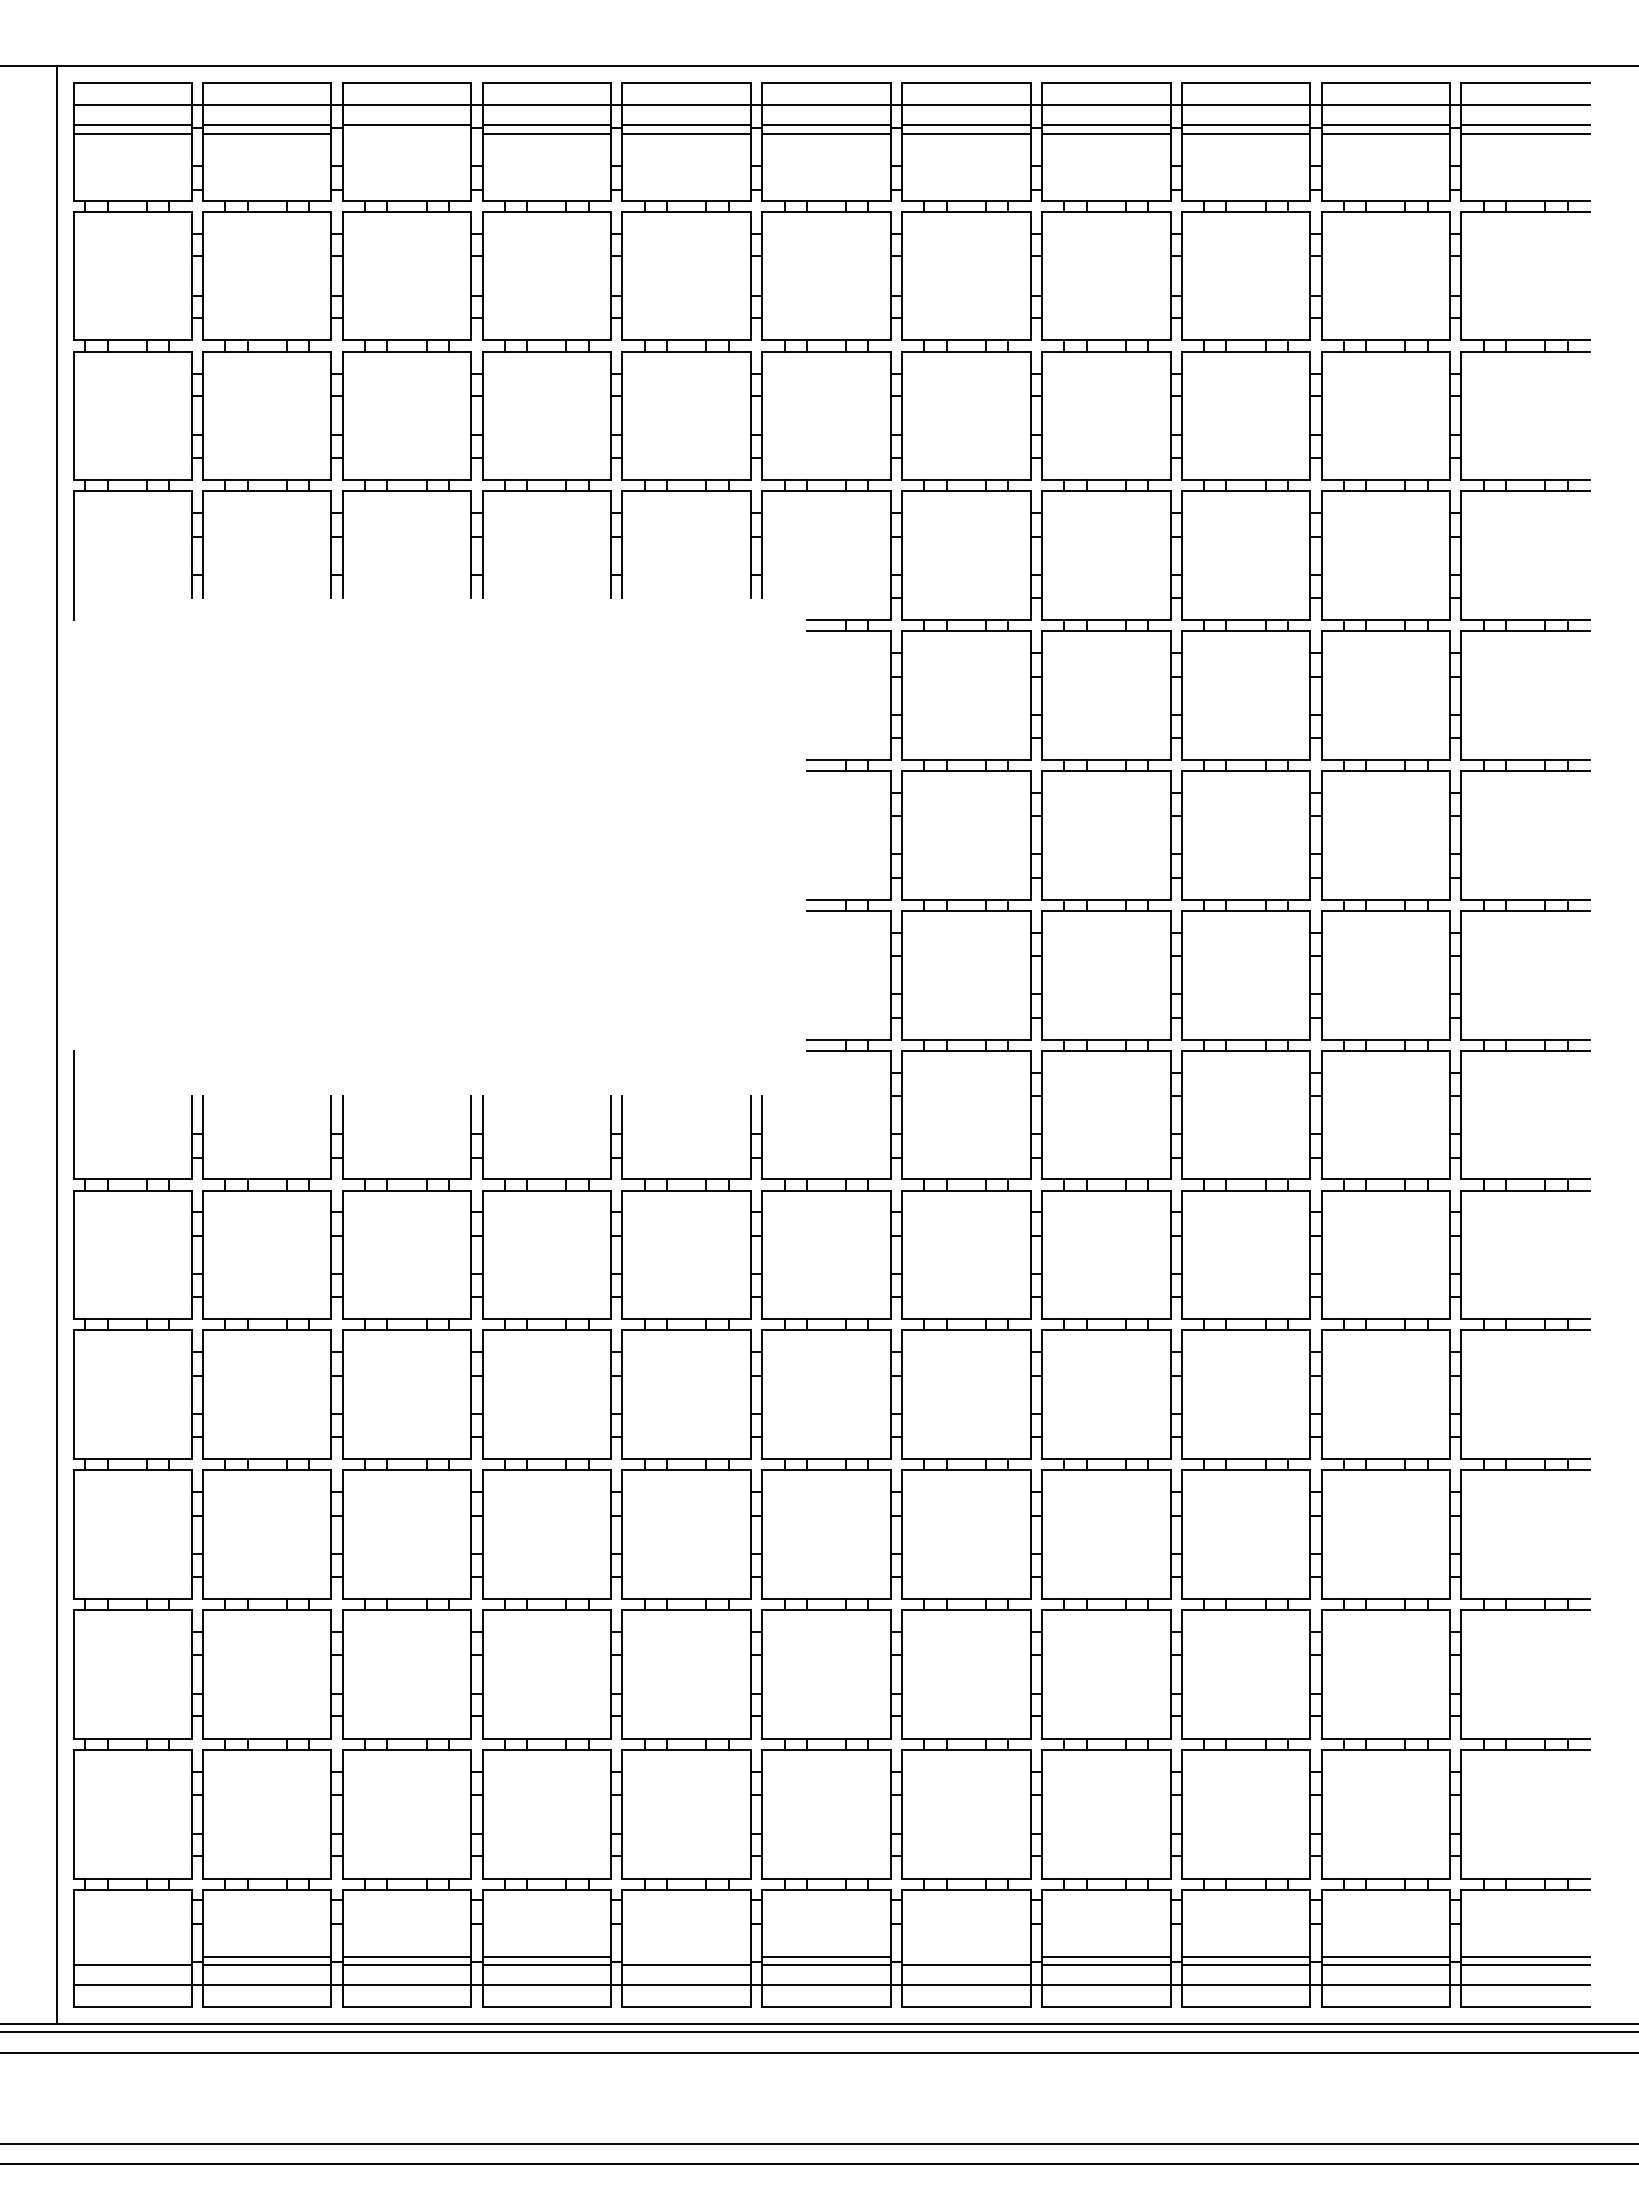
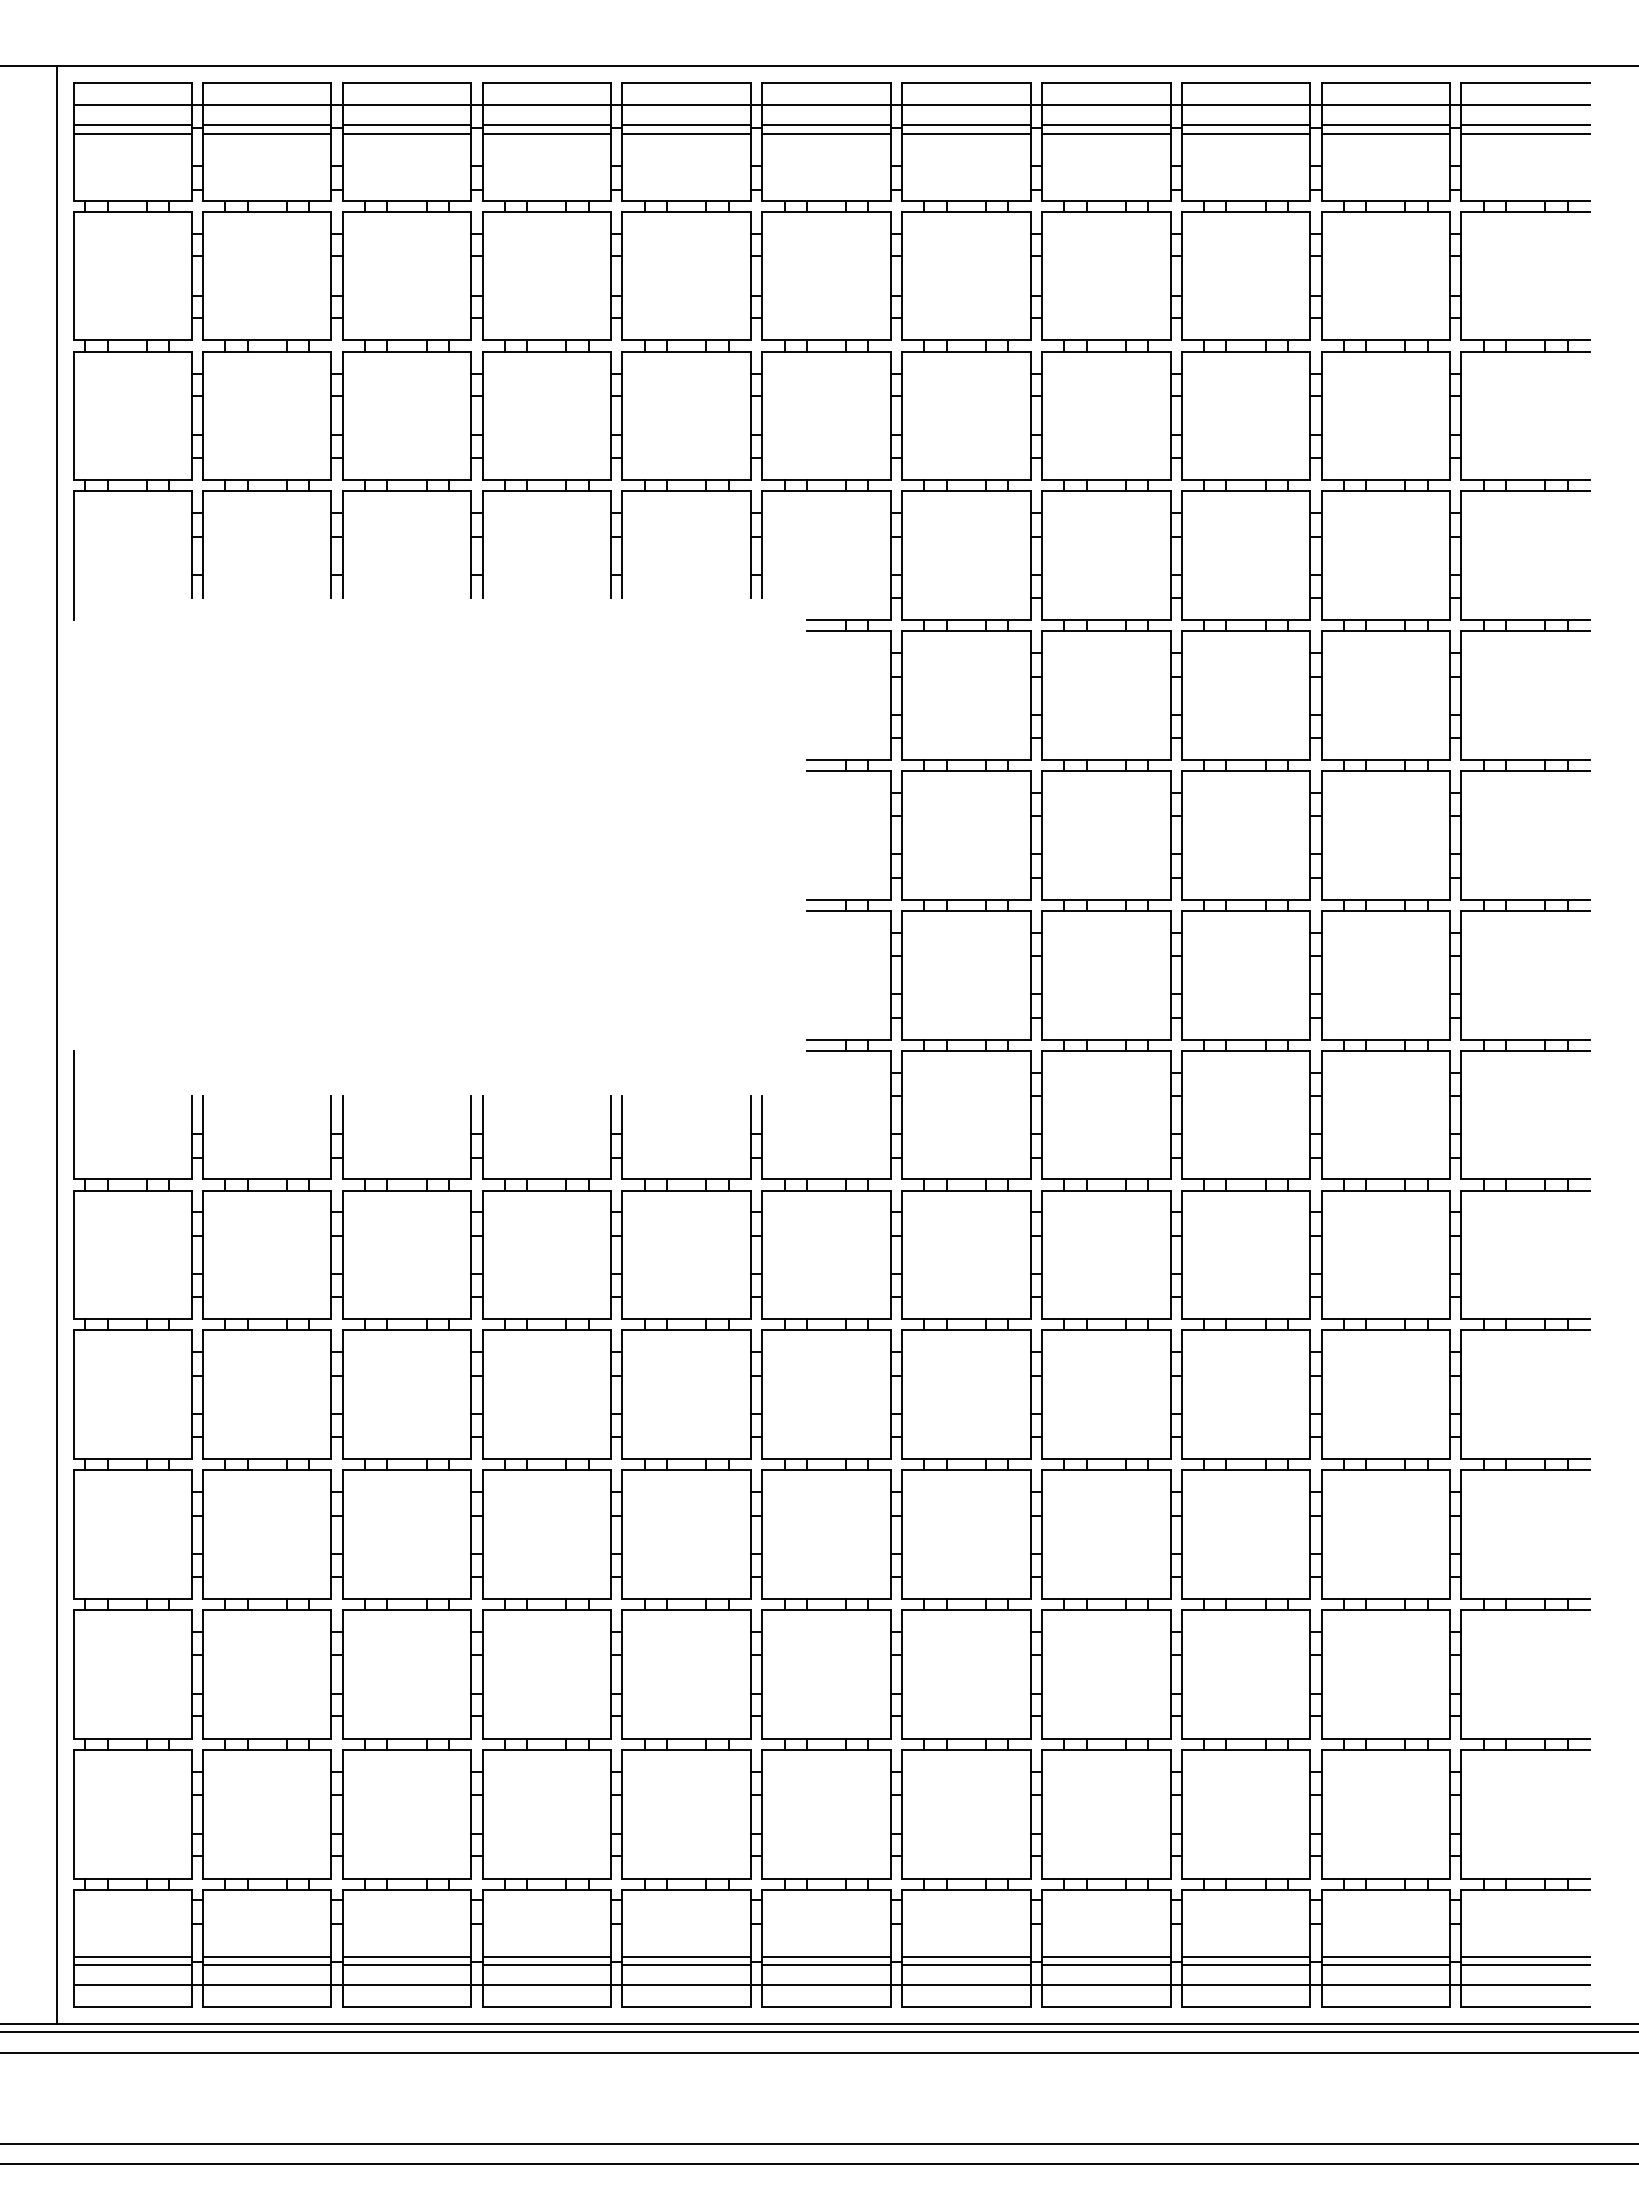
line: none -> present (406, 133)
line: none -> present (132, 1956)
line: none -> present (686, 1956)
line: none -> present (966, 1956)
